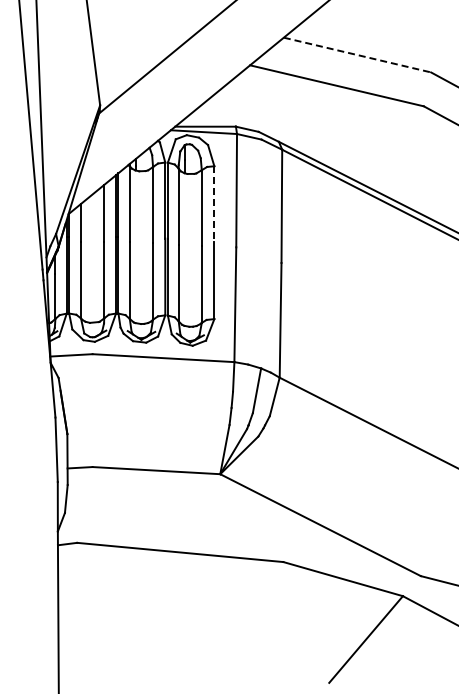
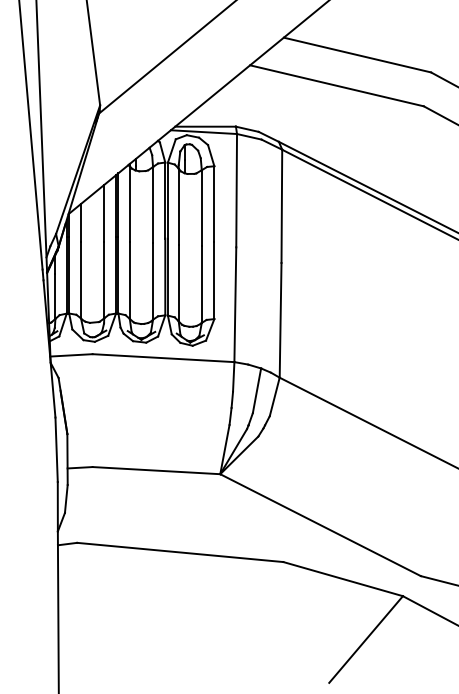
line: dashed -> solid (357, 55)
line: dashed -> solid (214, 204)
